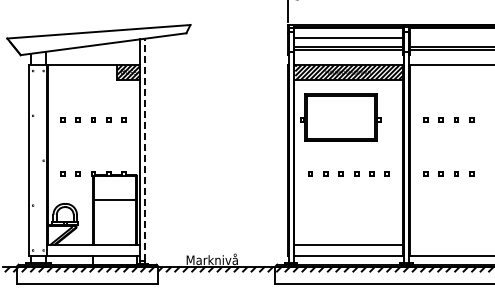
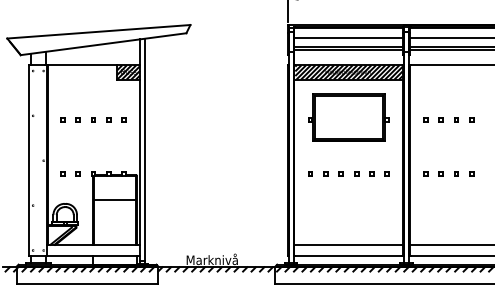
line: none -> present (450, 37)
part position: (340, 117) -> (348, 117) (348, 117)
line: dashed -> solid (144, 149)
line: none -> present (450, 244)
